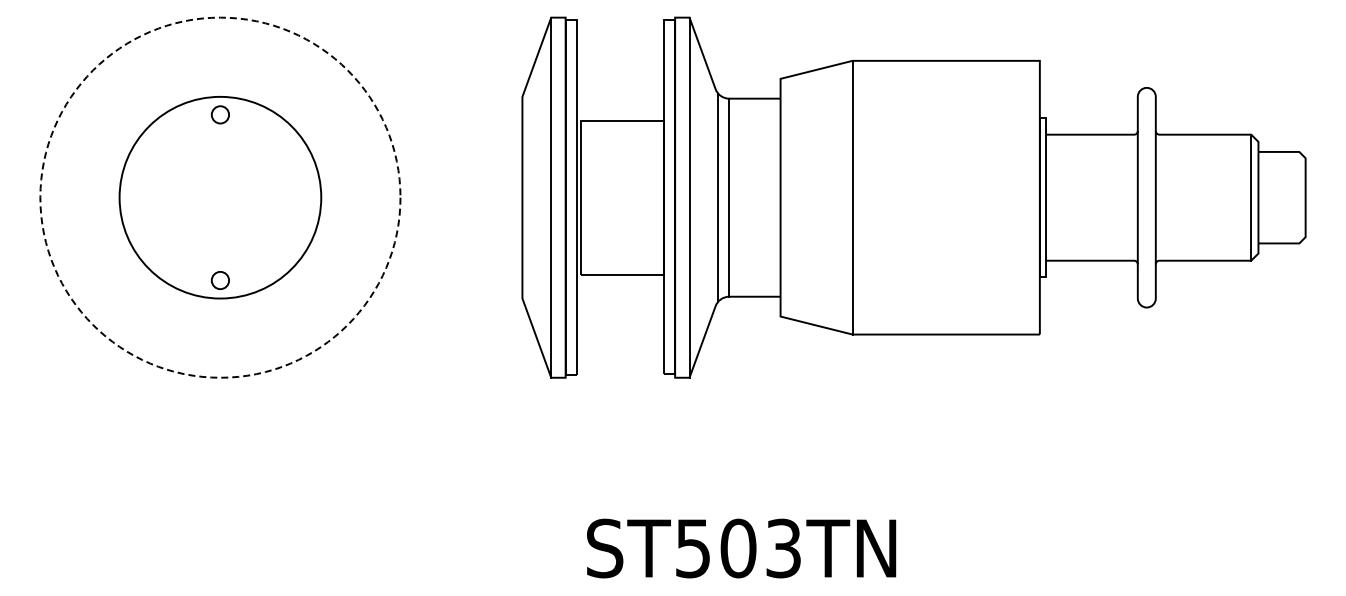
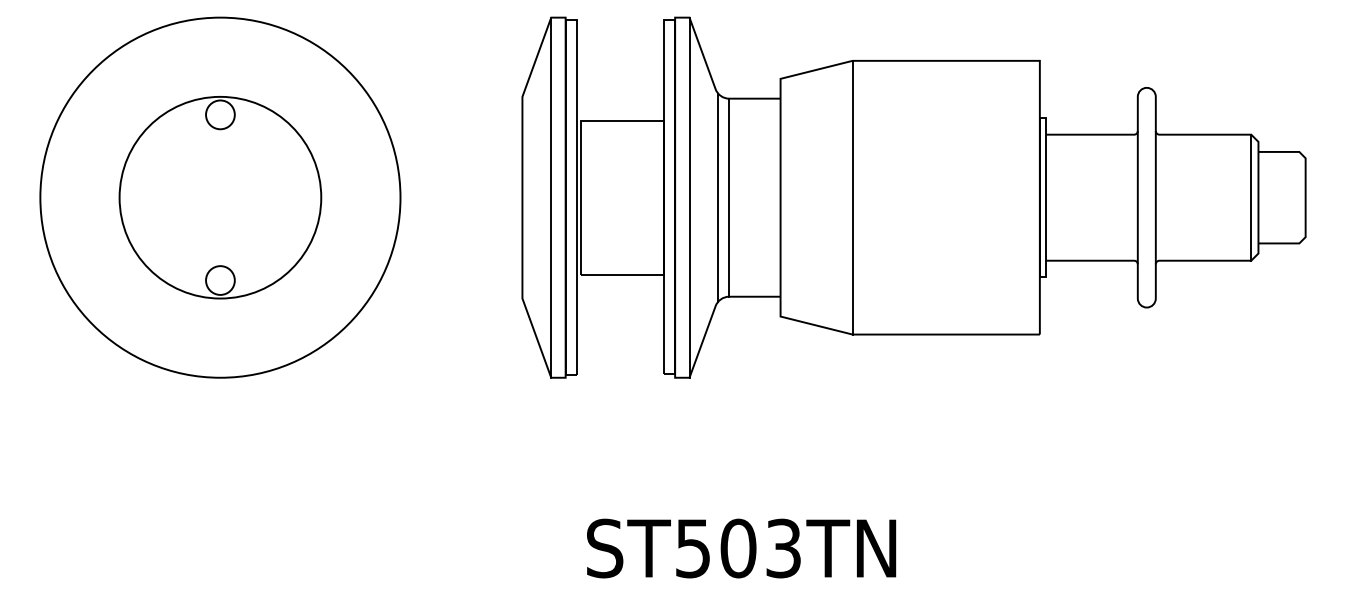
circle diameter: 17 px -> 29 px (220, 114)
circle: dashed -> solid (220, 197)
circle diameter: 17 px -> 29 px (220, 280)
